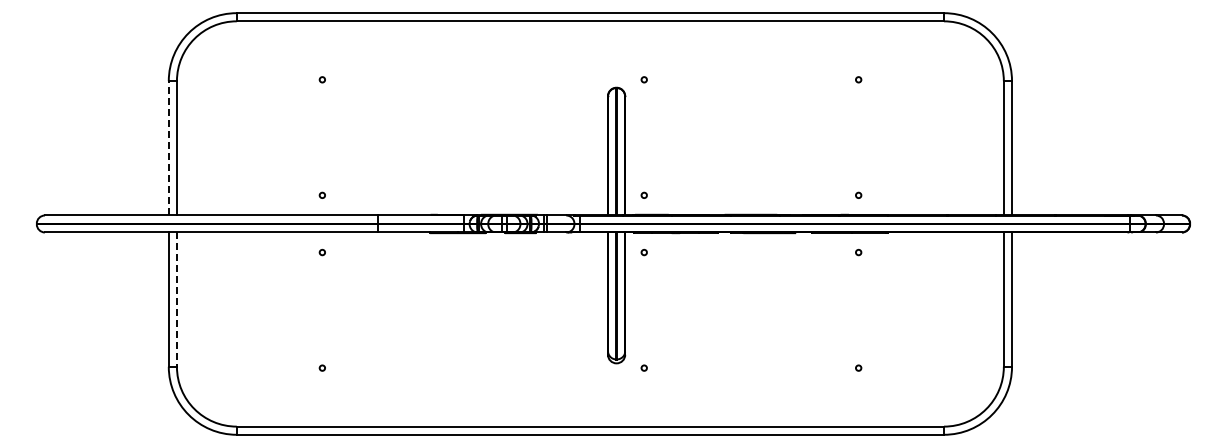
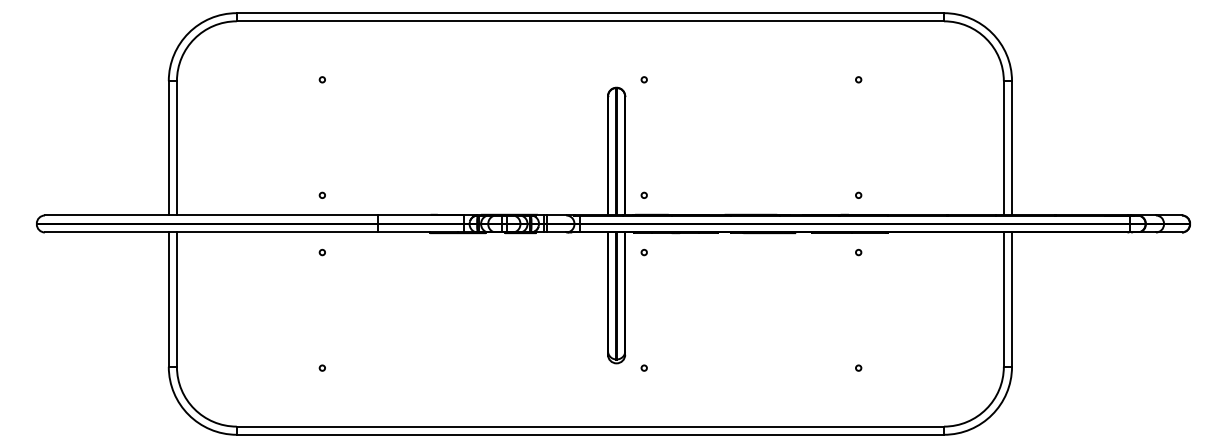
line: dashed -> solid (168, 147)
line: dashed -> solid (176, 300)
